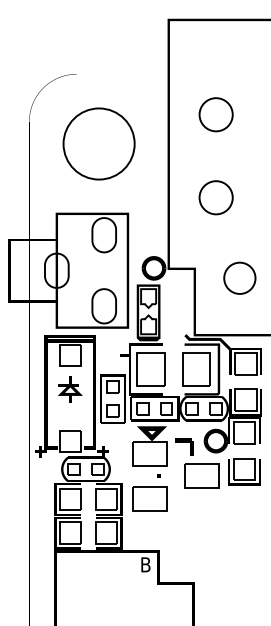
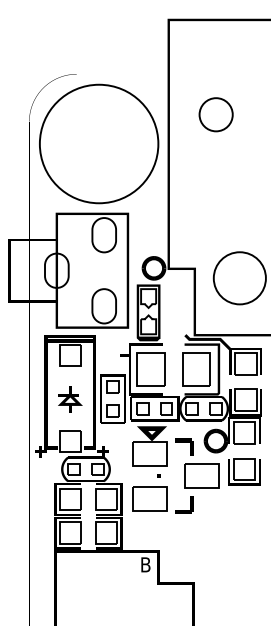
circle diameter: 71 px -> 119 px (98, 143)
circle: present -> none (215, 197)
circle diameter: 31 px -> 52 px (239, 278)
part position: (70, 389) -> (70, 399) (70, 399)
part: none -> present (184, 504)
